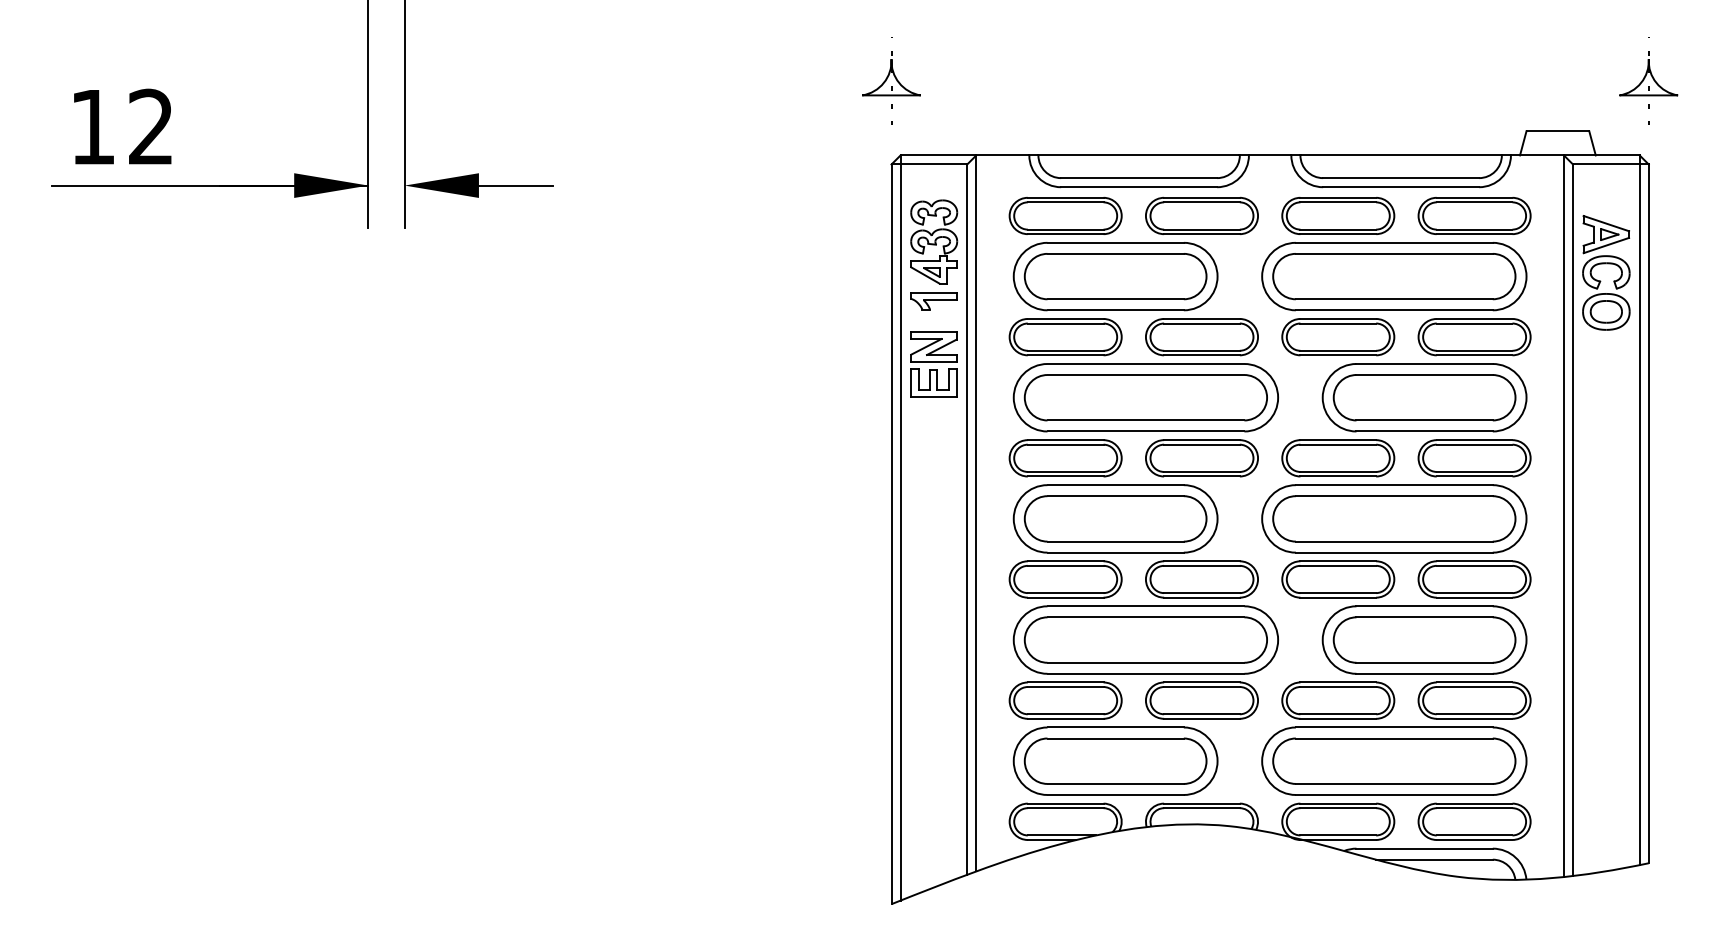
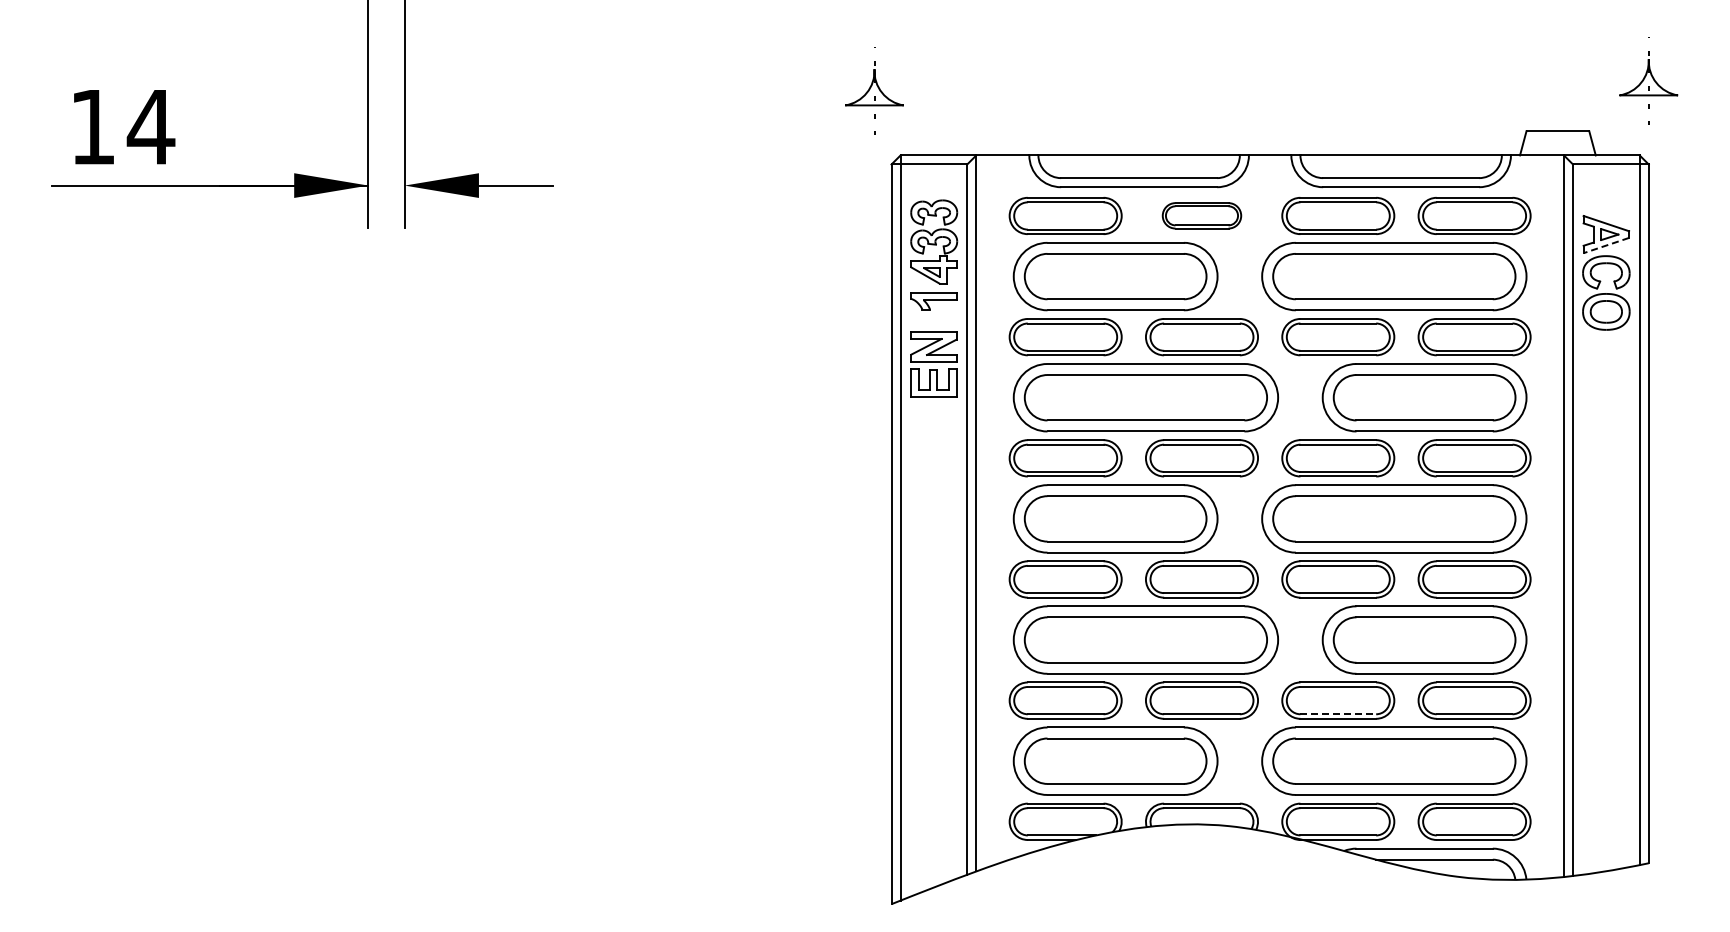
part position: (891, 80) -> (874, 90) (874, 90)
text: 12 -> 14 (150, 126)
part size: 114x39 px -> 82x28 px (1201, 215)
line: solid -> dashed (1606, 245)
line: solid -> dashed (1338, 714)
